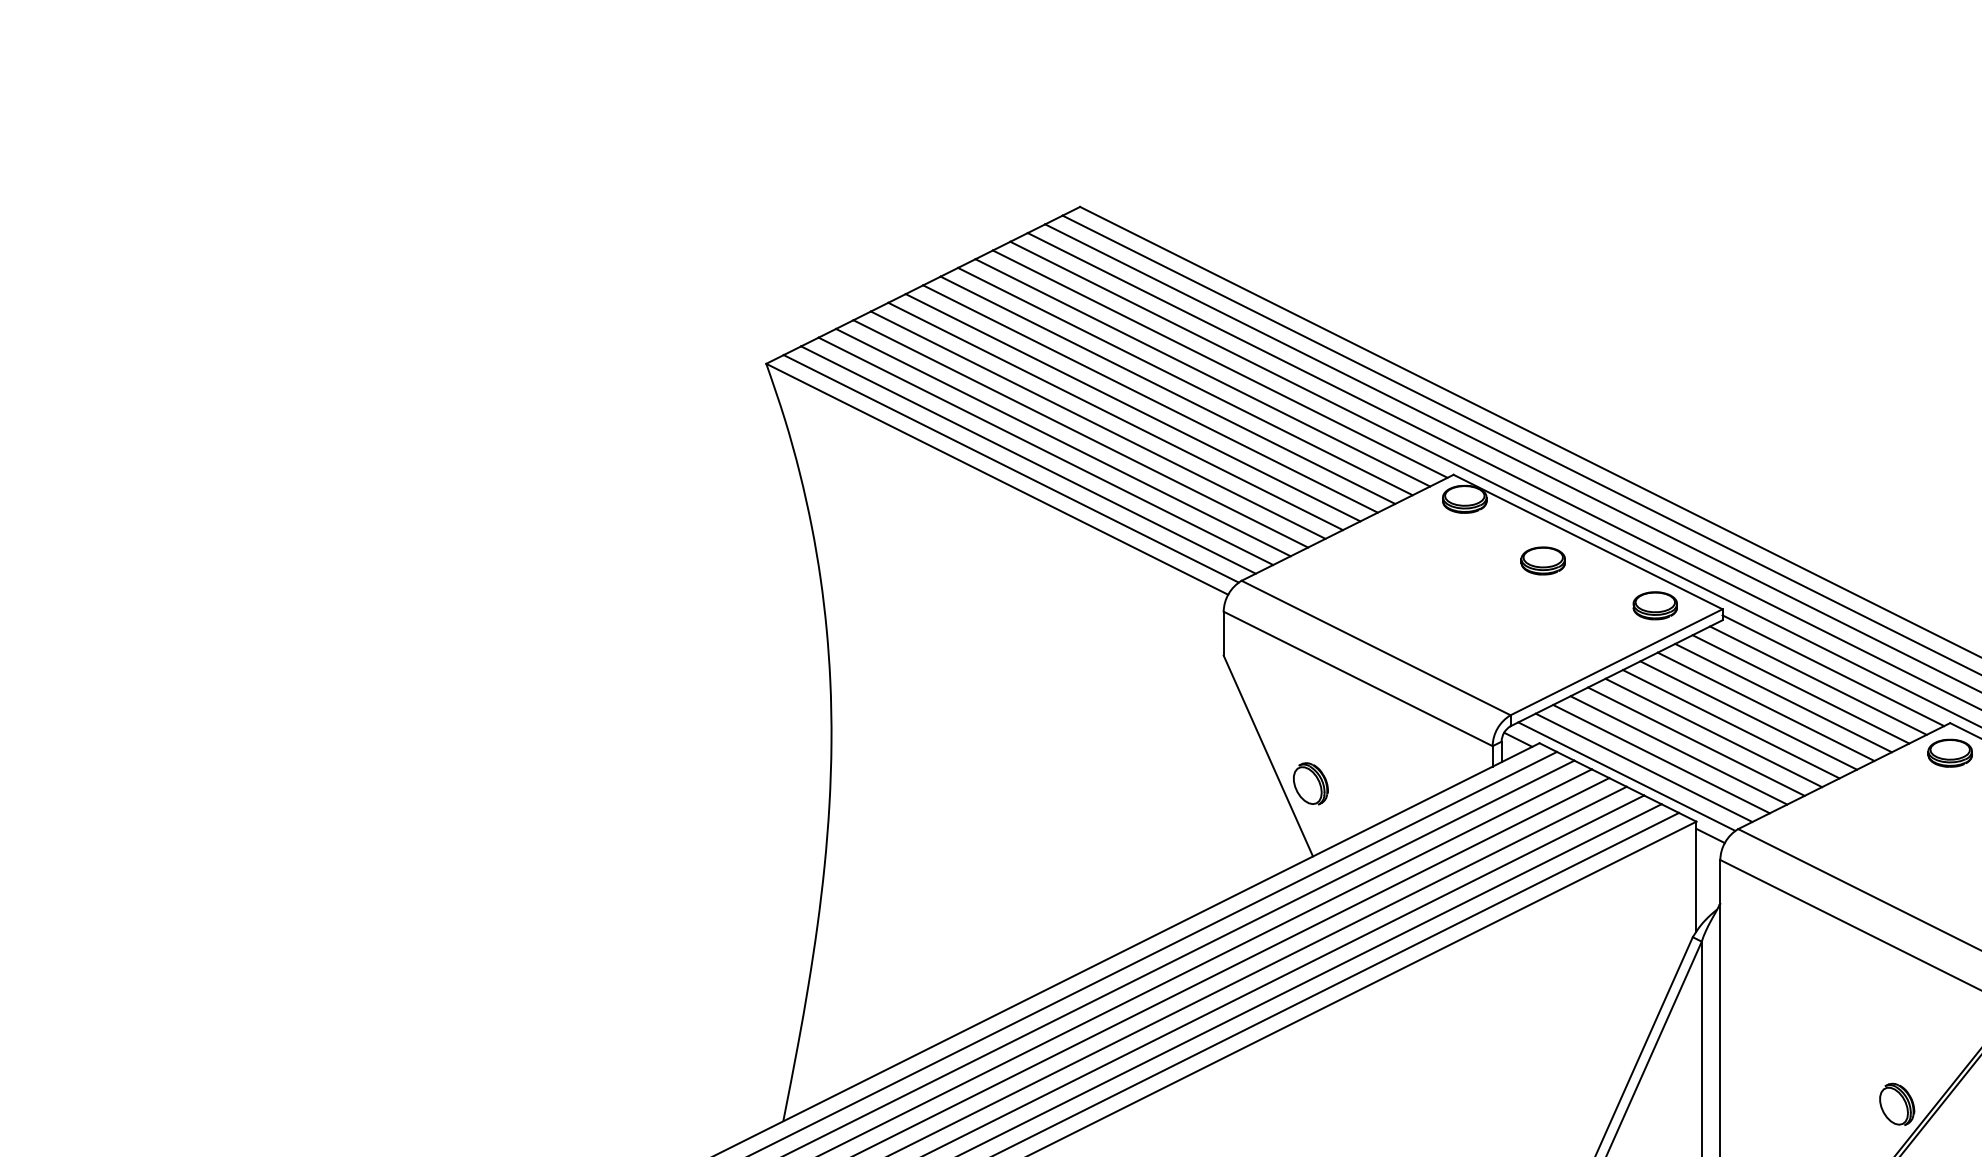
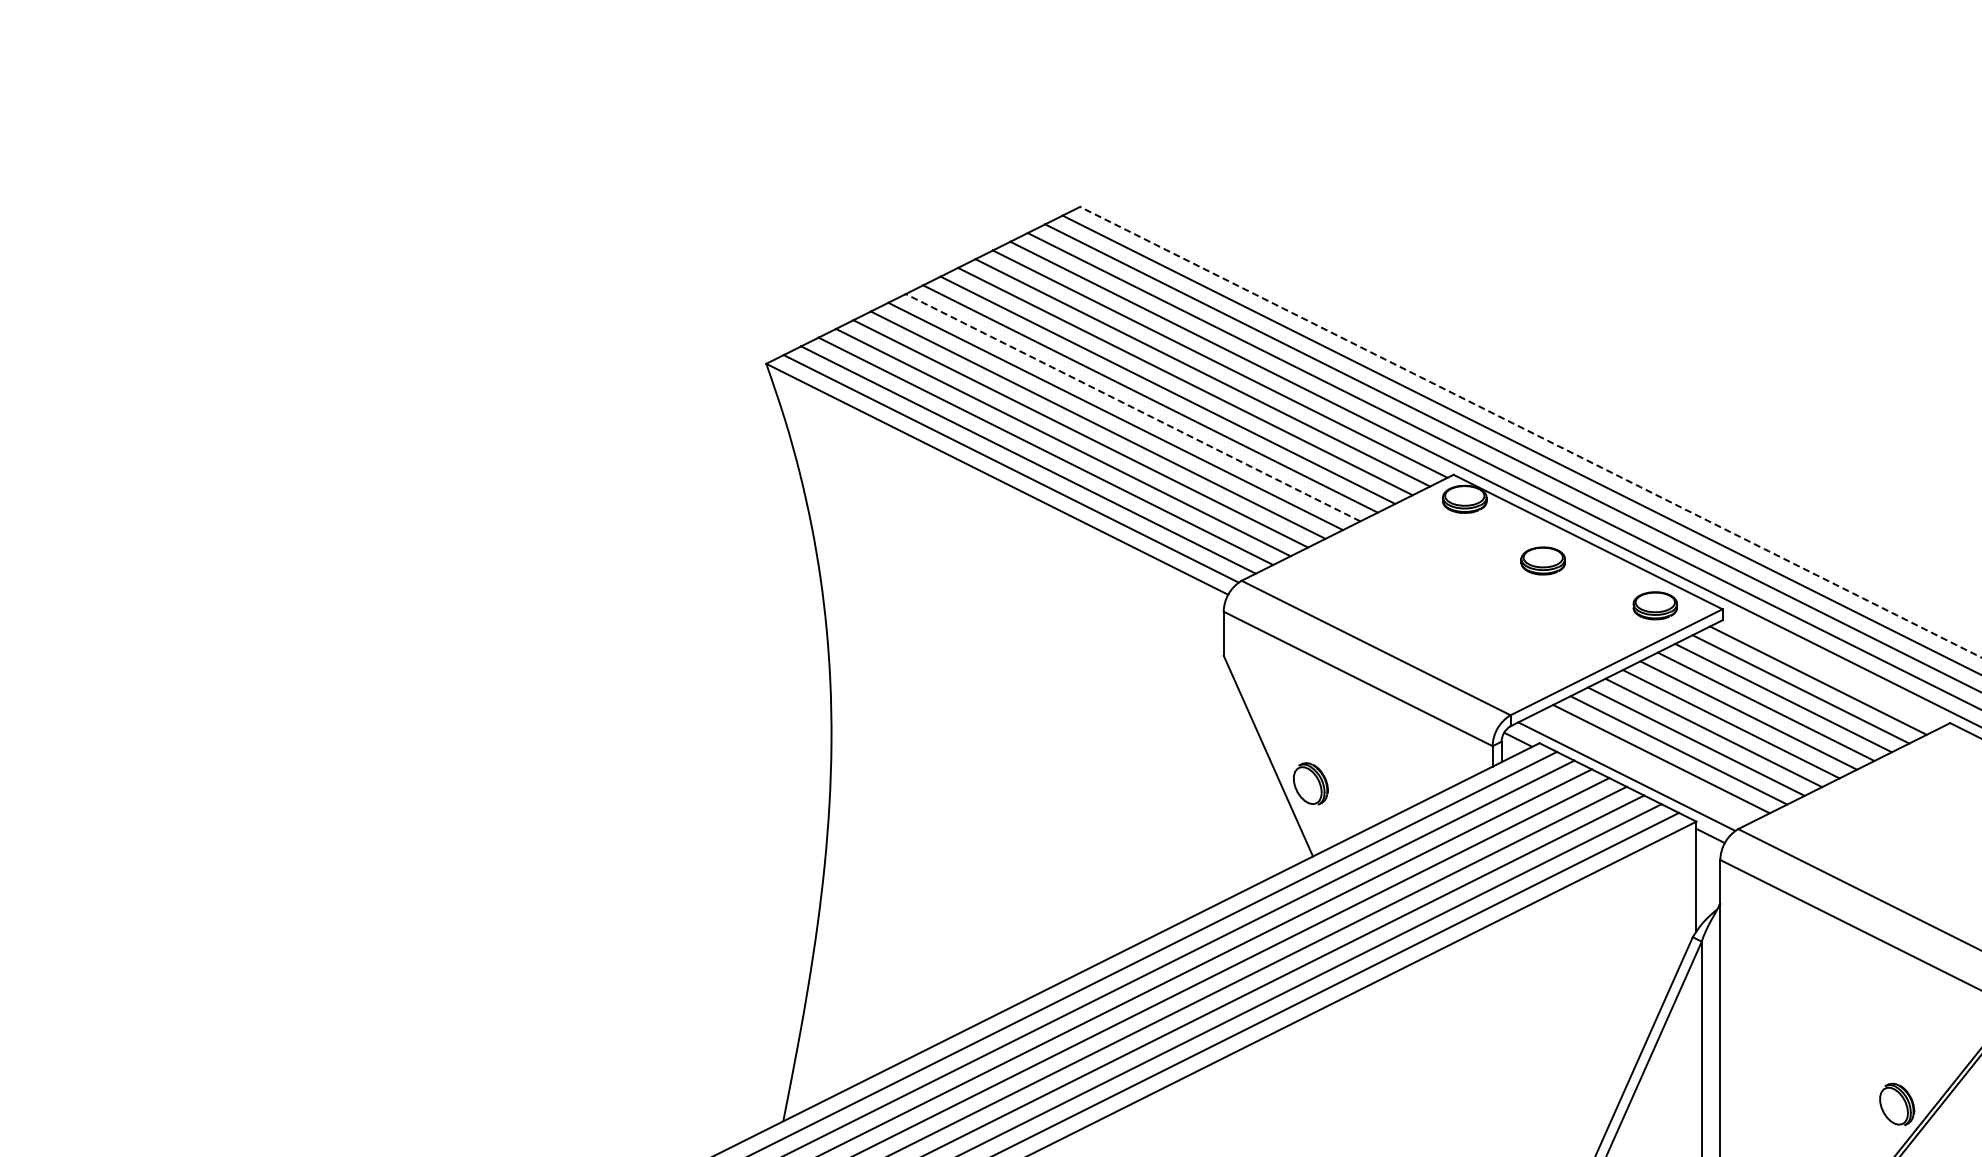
line: solid -> dashed (1132, 407)
line: solid -> dashed (1530, 432)
line: present -> none (1833, 670)
part: present -> none (1949, 752)
line: present -> none (1643, 767)
